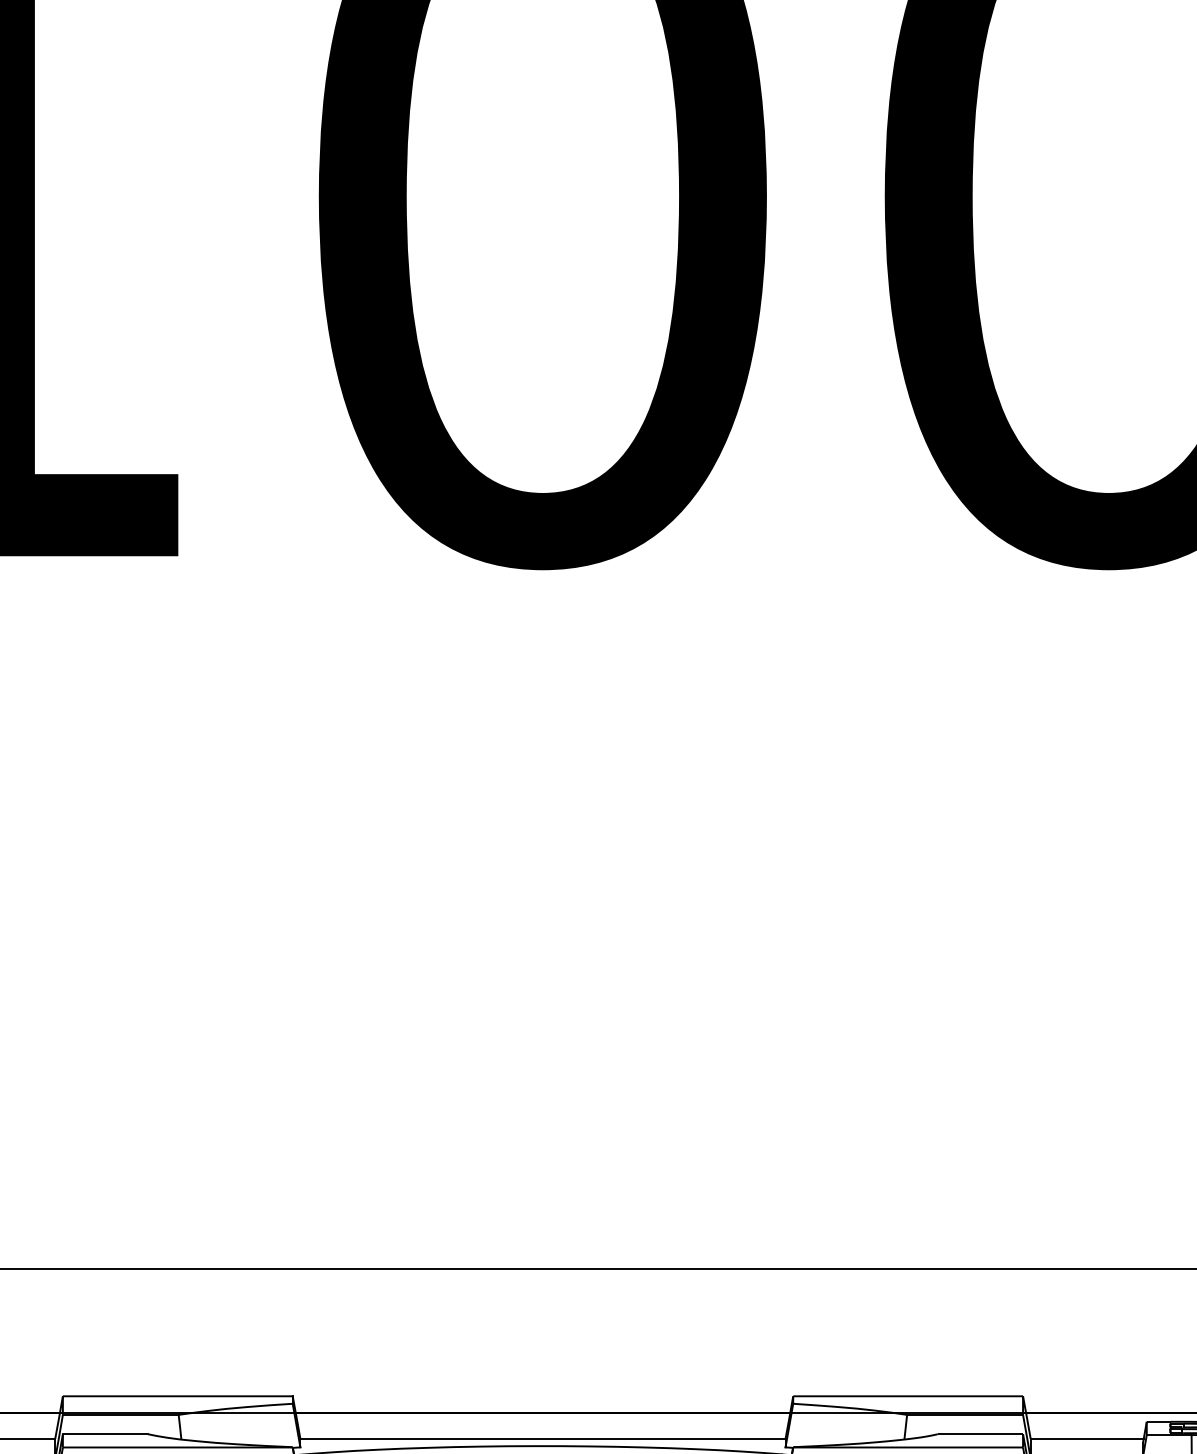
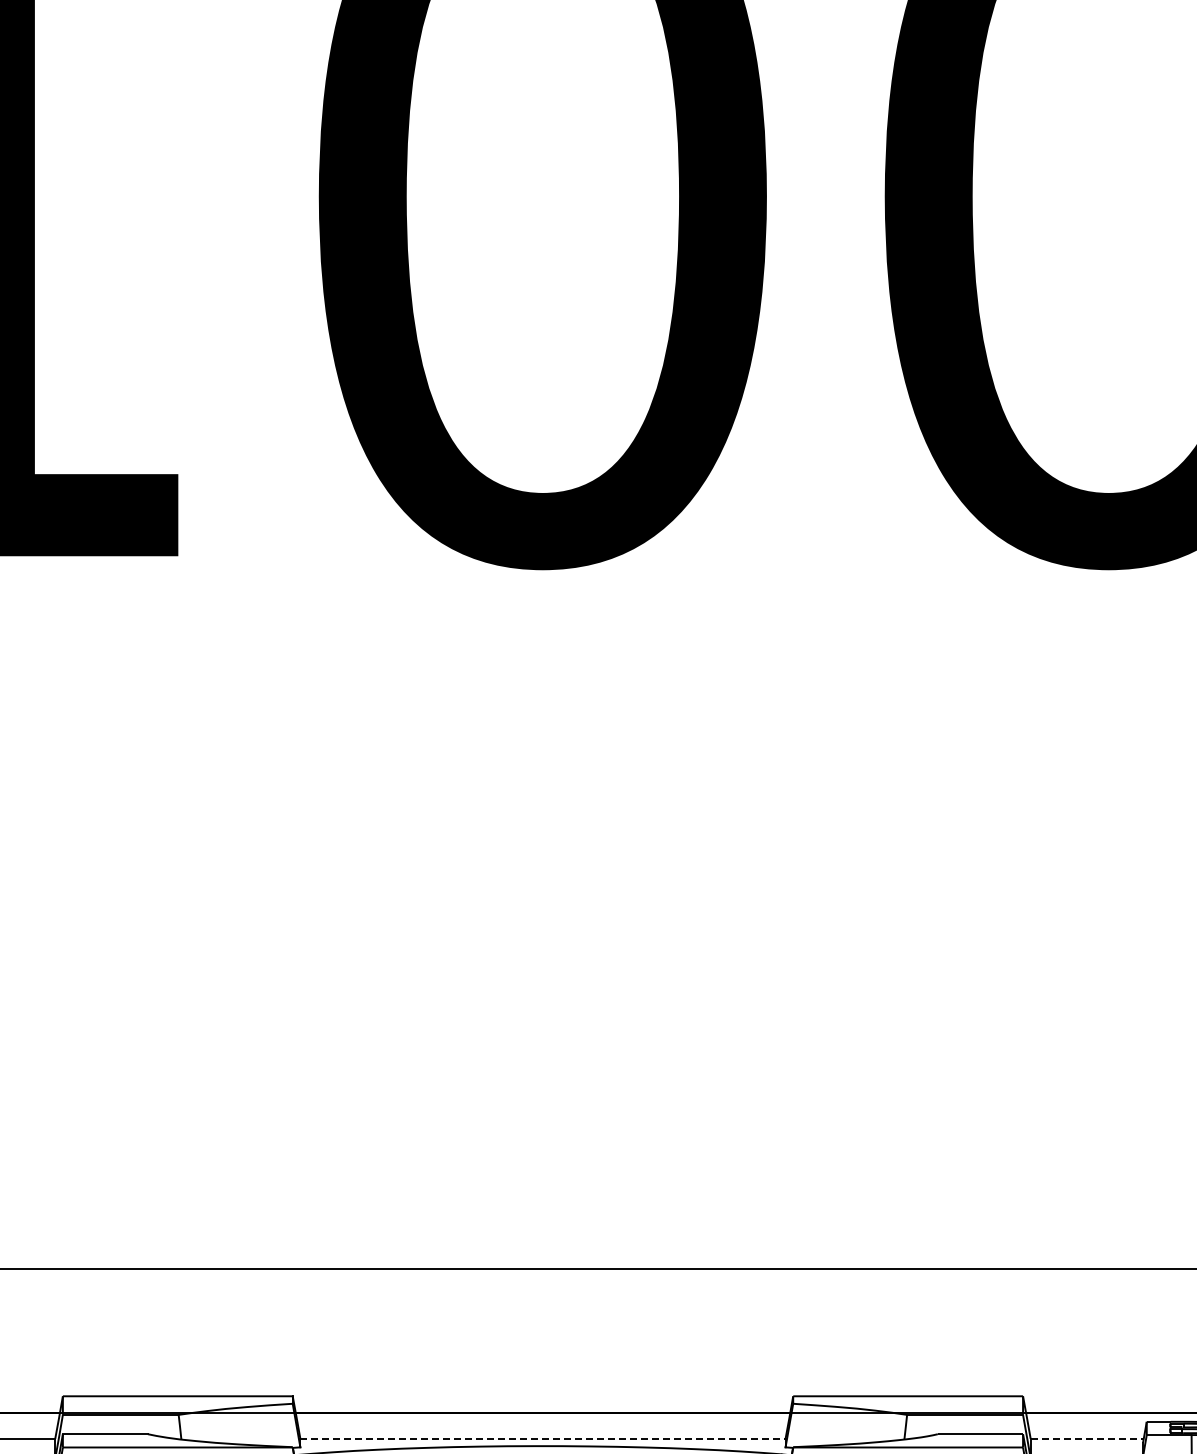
line: solid -> dashed (543, 1438)
line: solid -> dashed (1087, 1438)
